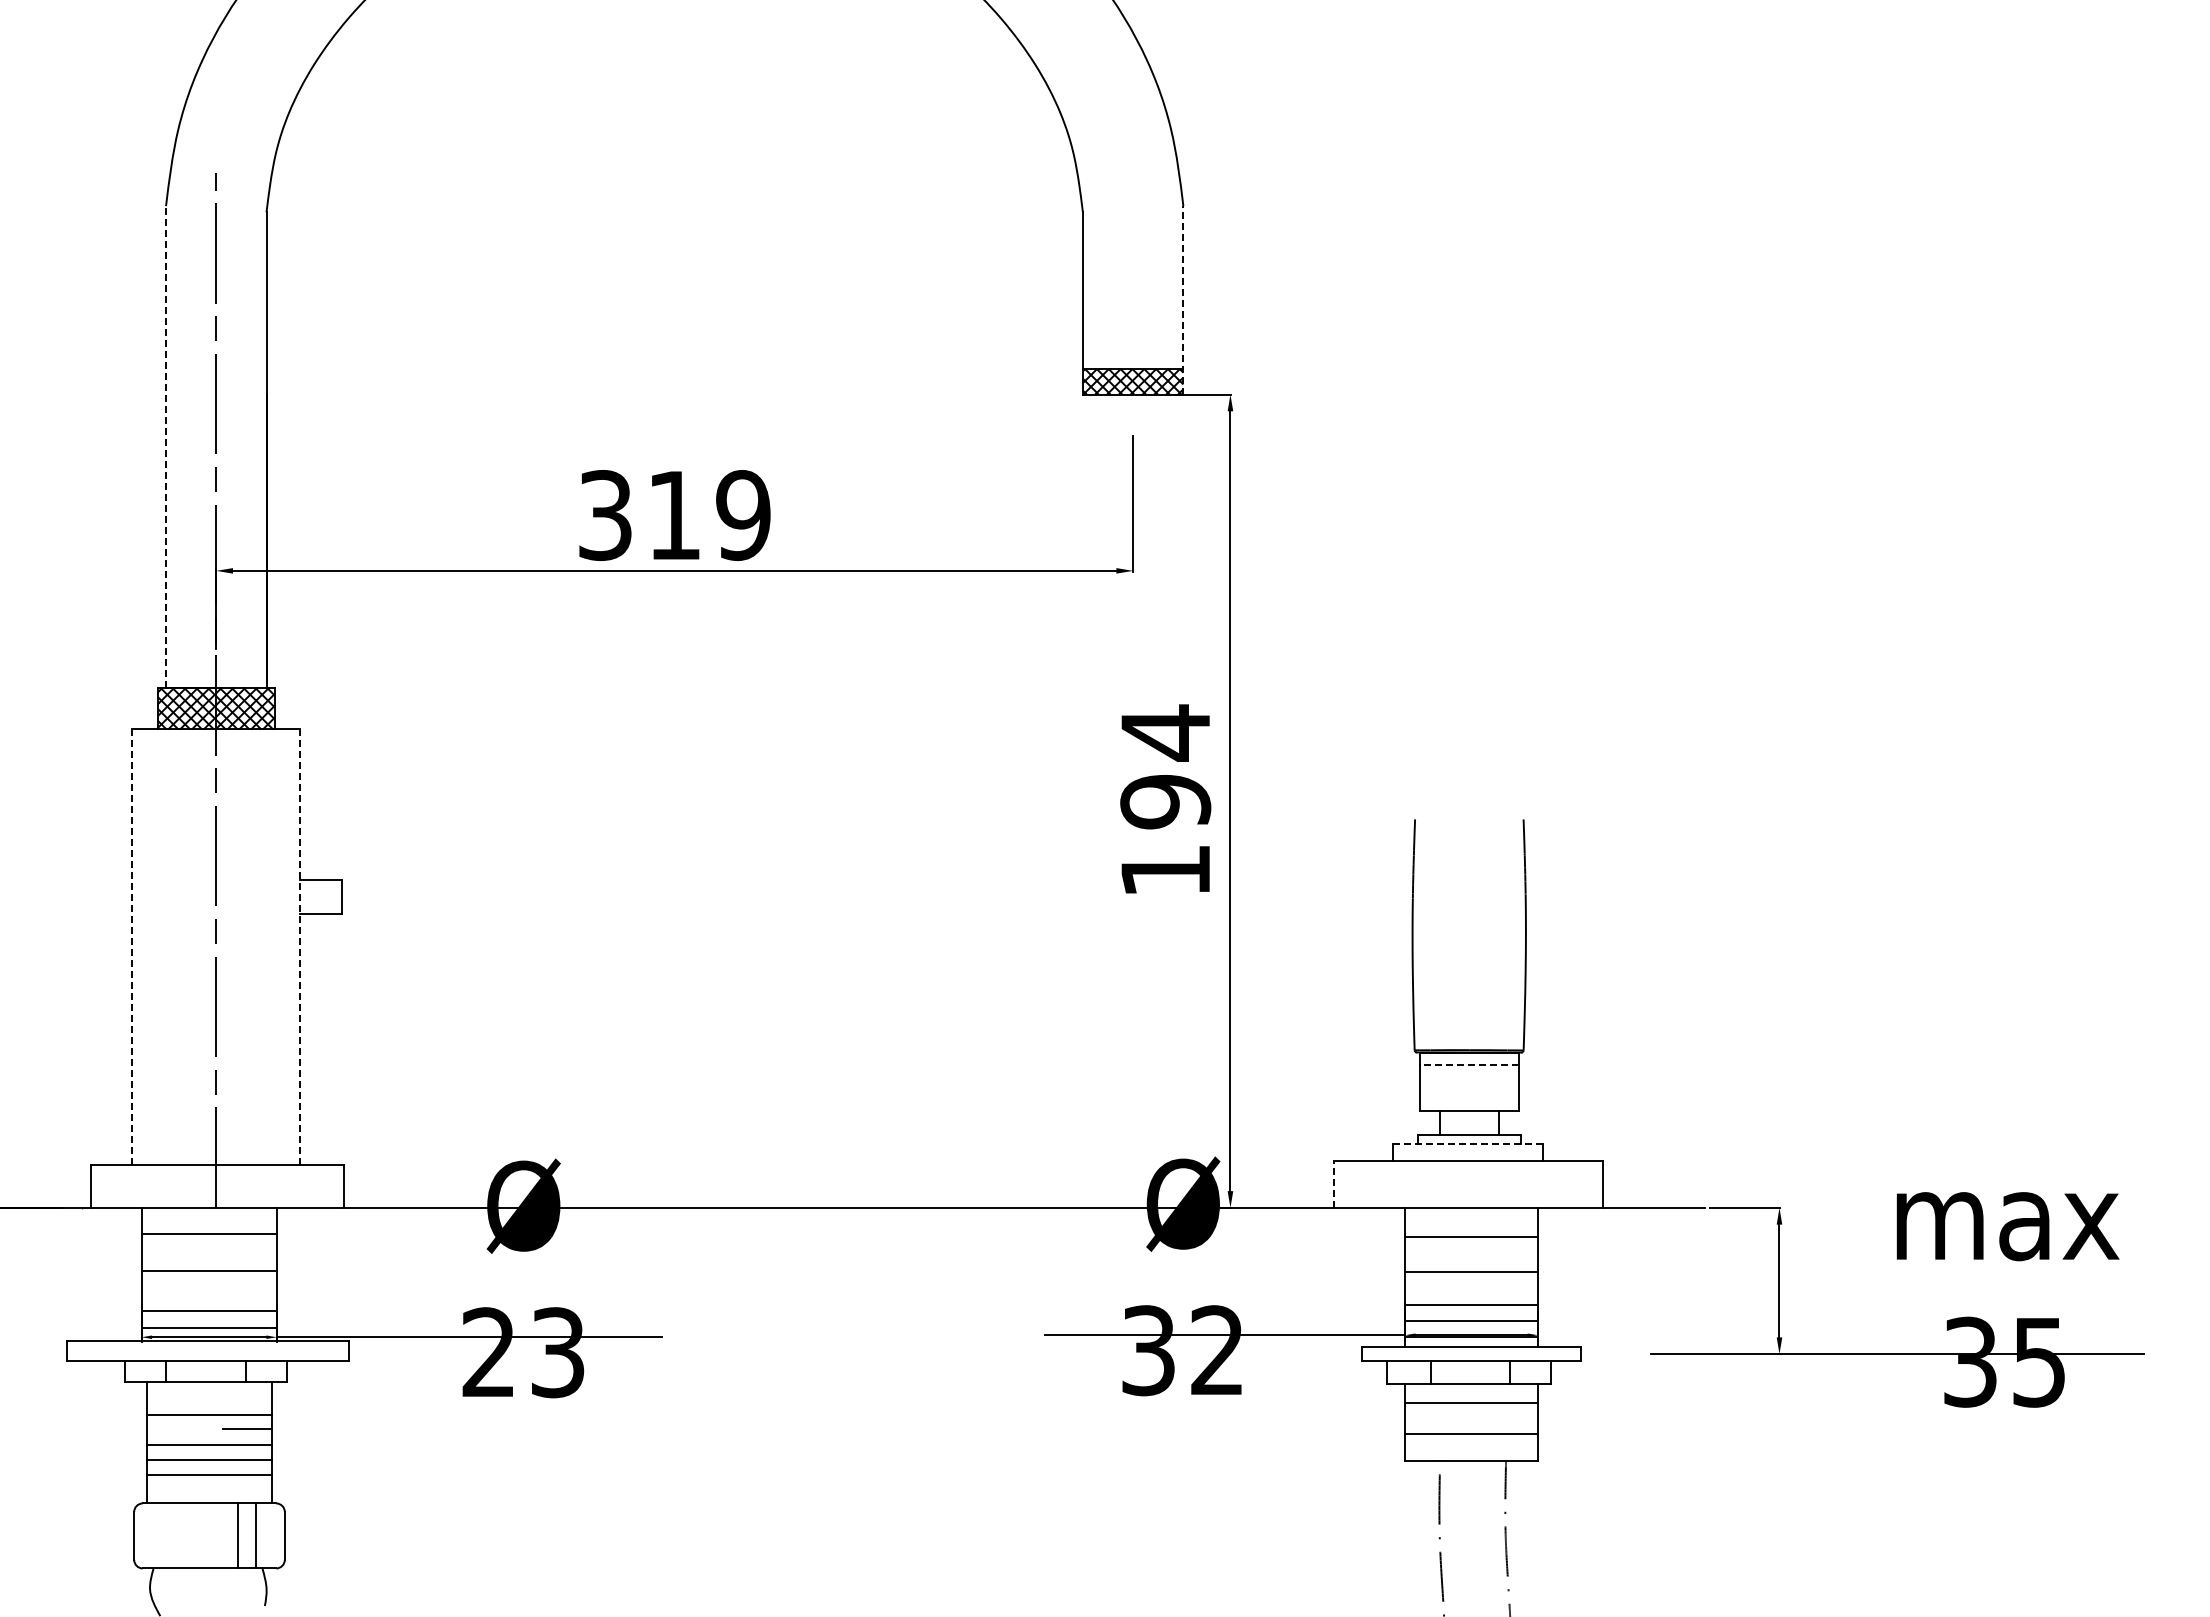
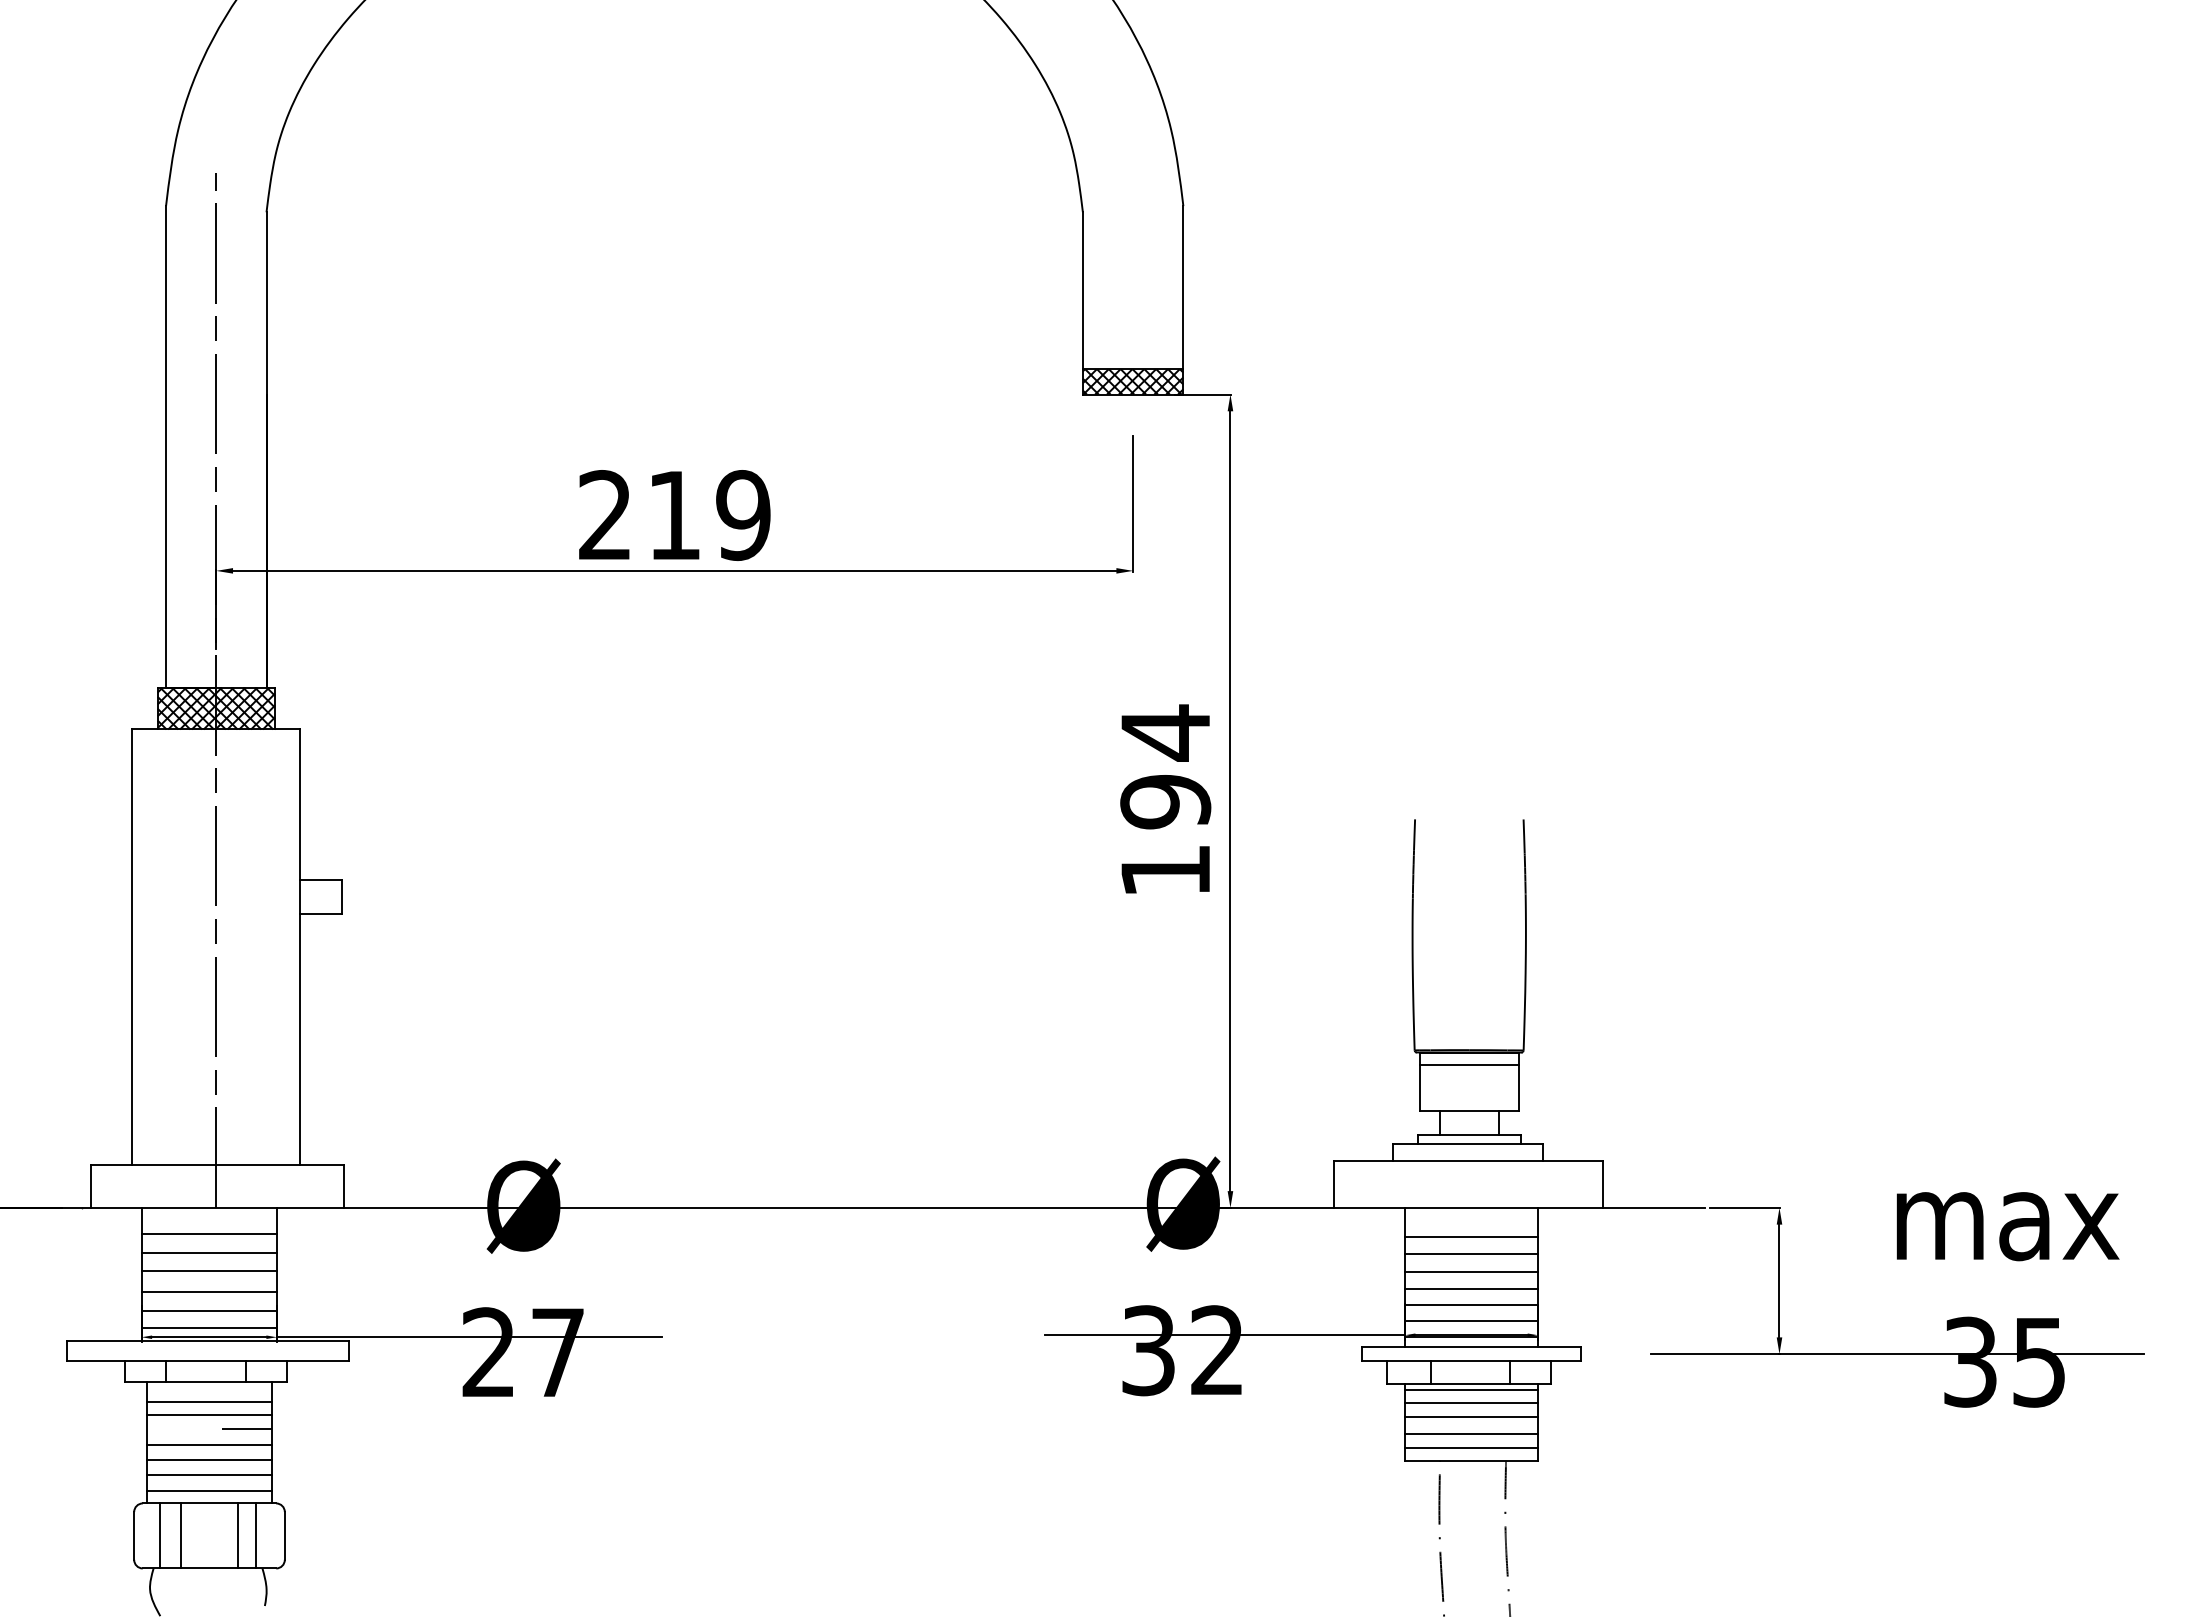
line: dashed -> solid (1183, 299)
line: dashed -> solid (166, 446)
text: 319 -> 219 (605, 515)
line: dashed -> solid (132, 947)
line: dashed -> solid (300, 947)
line: dashed -> solid (1468, 1065)
line: dashed -> solid (1468, 1143)
line: dashed -> solid (1333, 1183)
line: none -> present (208, 1252)
line: none -> present (1471, 1253)
line: none -> present (1471, 1289)
line: none -> present (208, 1291)
text: 23 -> 27 (558, 1352)
line: none -> present (1471, 1389)
line: none -> present (209, 1402)
line: none -> present (1471, 1417)
line: none -> present (1471, 1447)
line: none -> present (209, 1490)
line: none -> present (160, 1535)
line: none -> present (180, 1535)
